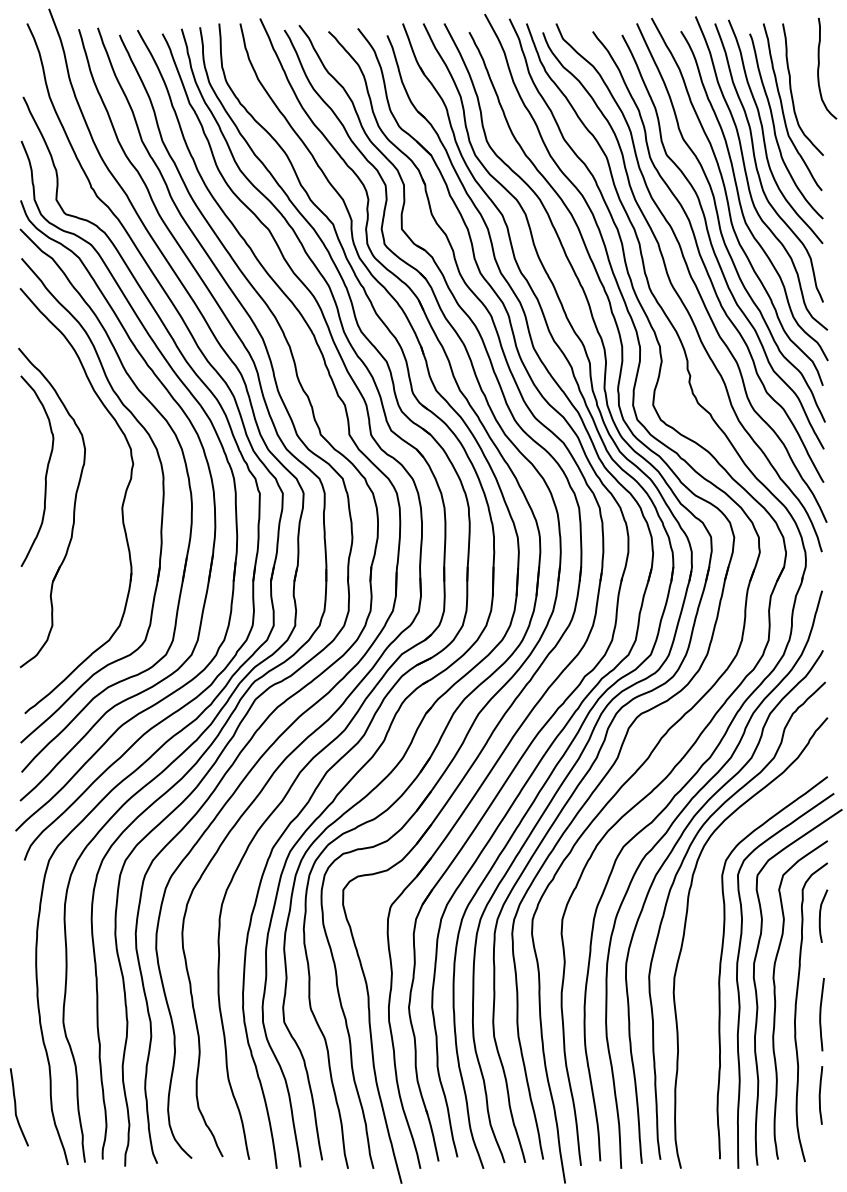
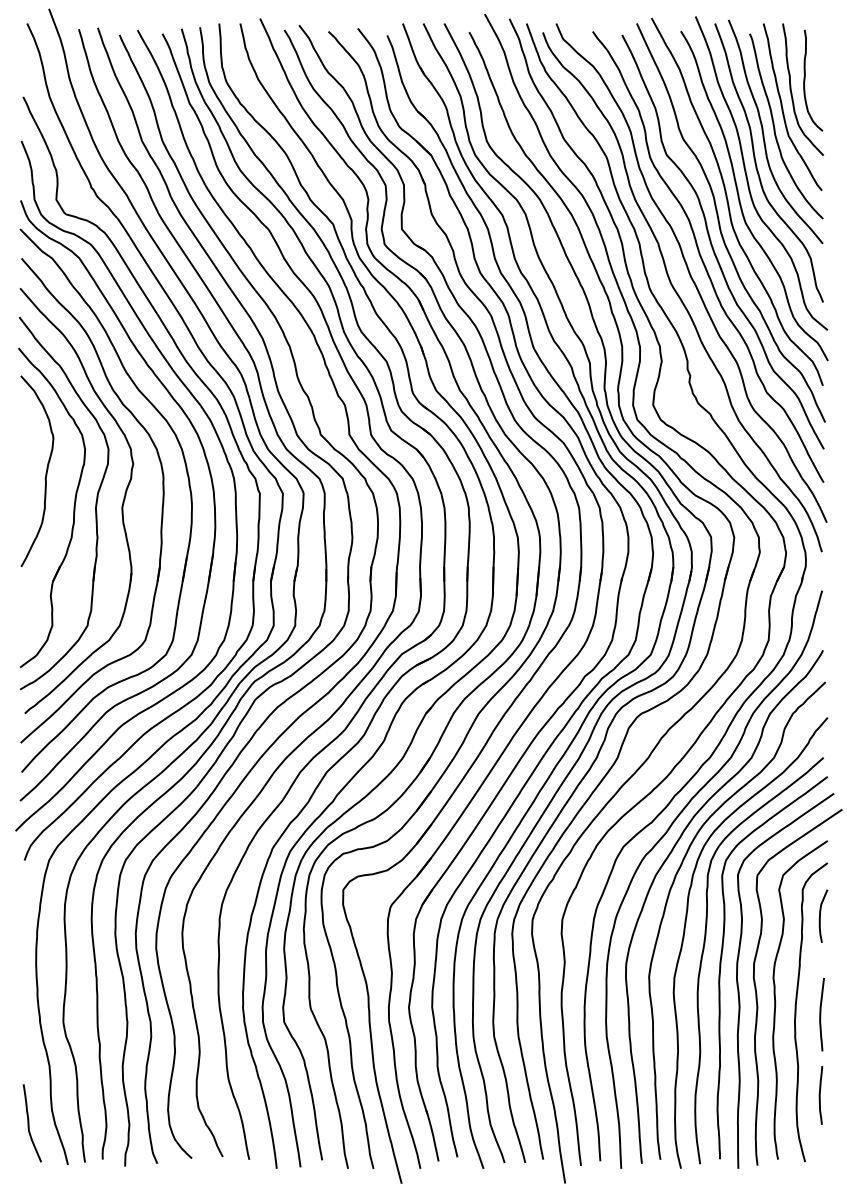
curve position: (819, 68) -> (805, 80) (805, 80)
part: none -> present (95, 503)
curve: none -> present (704, 950)
curve position: (16, 1107) -> (29, 1123) (29, 1123)
